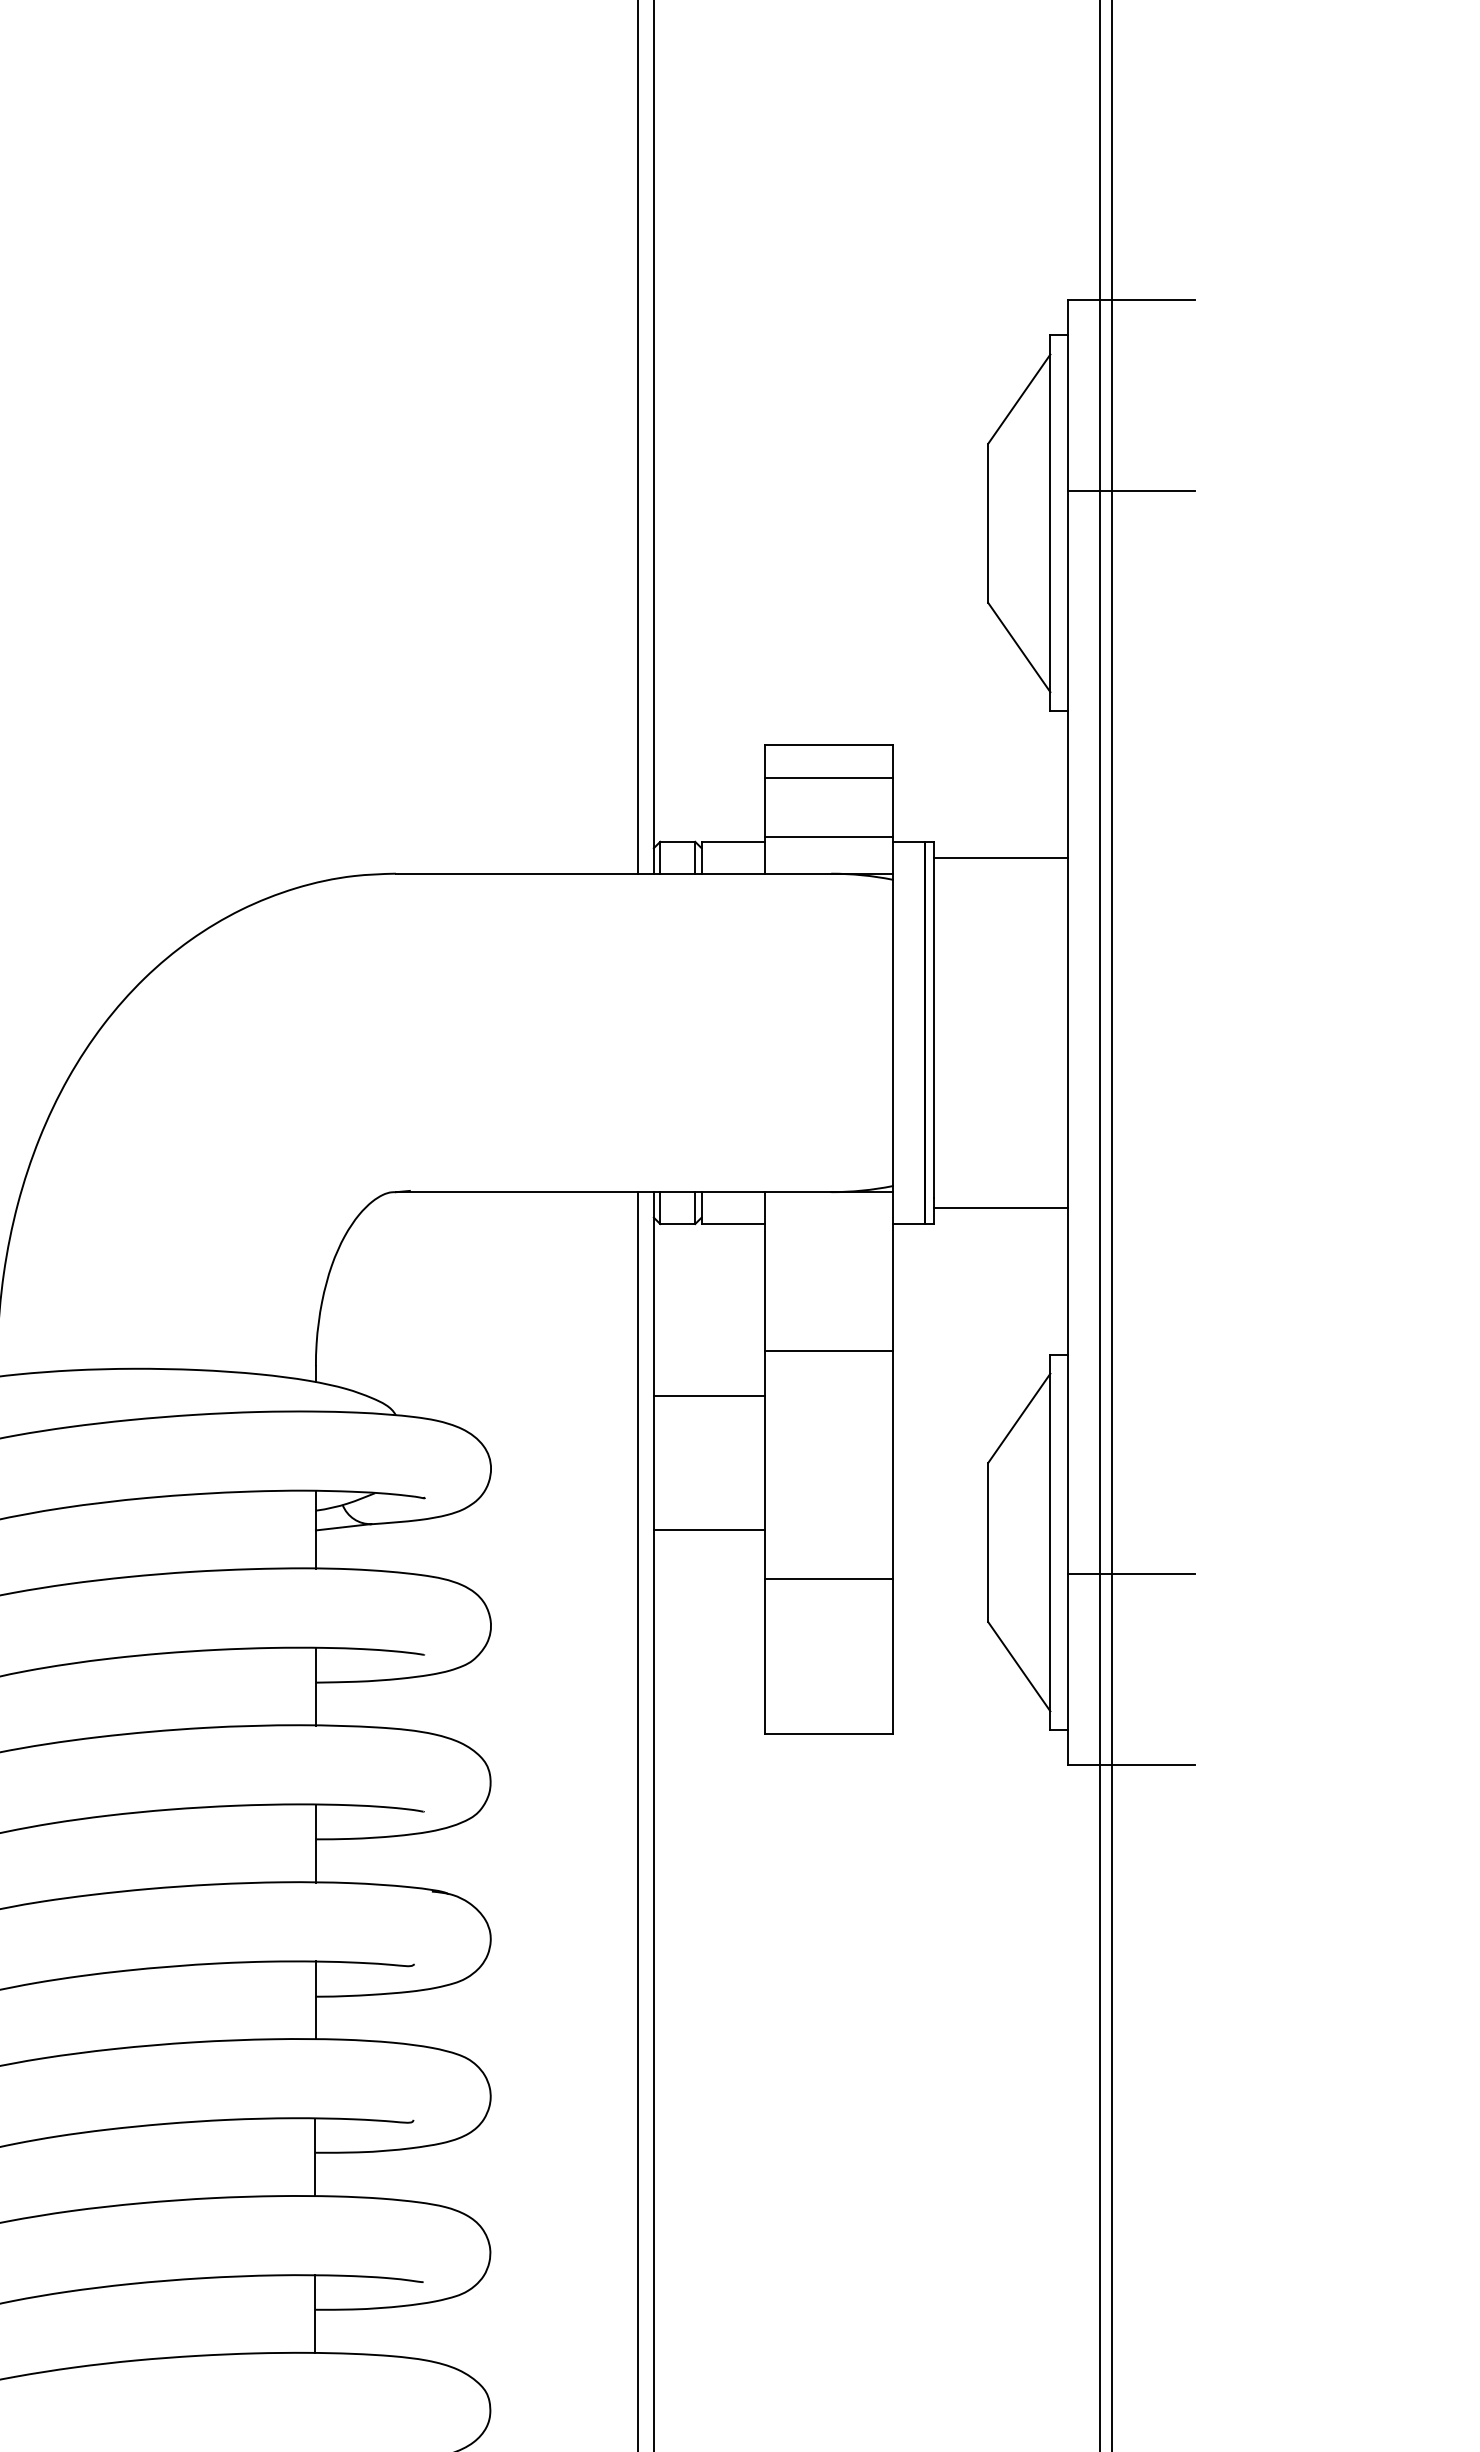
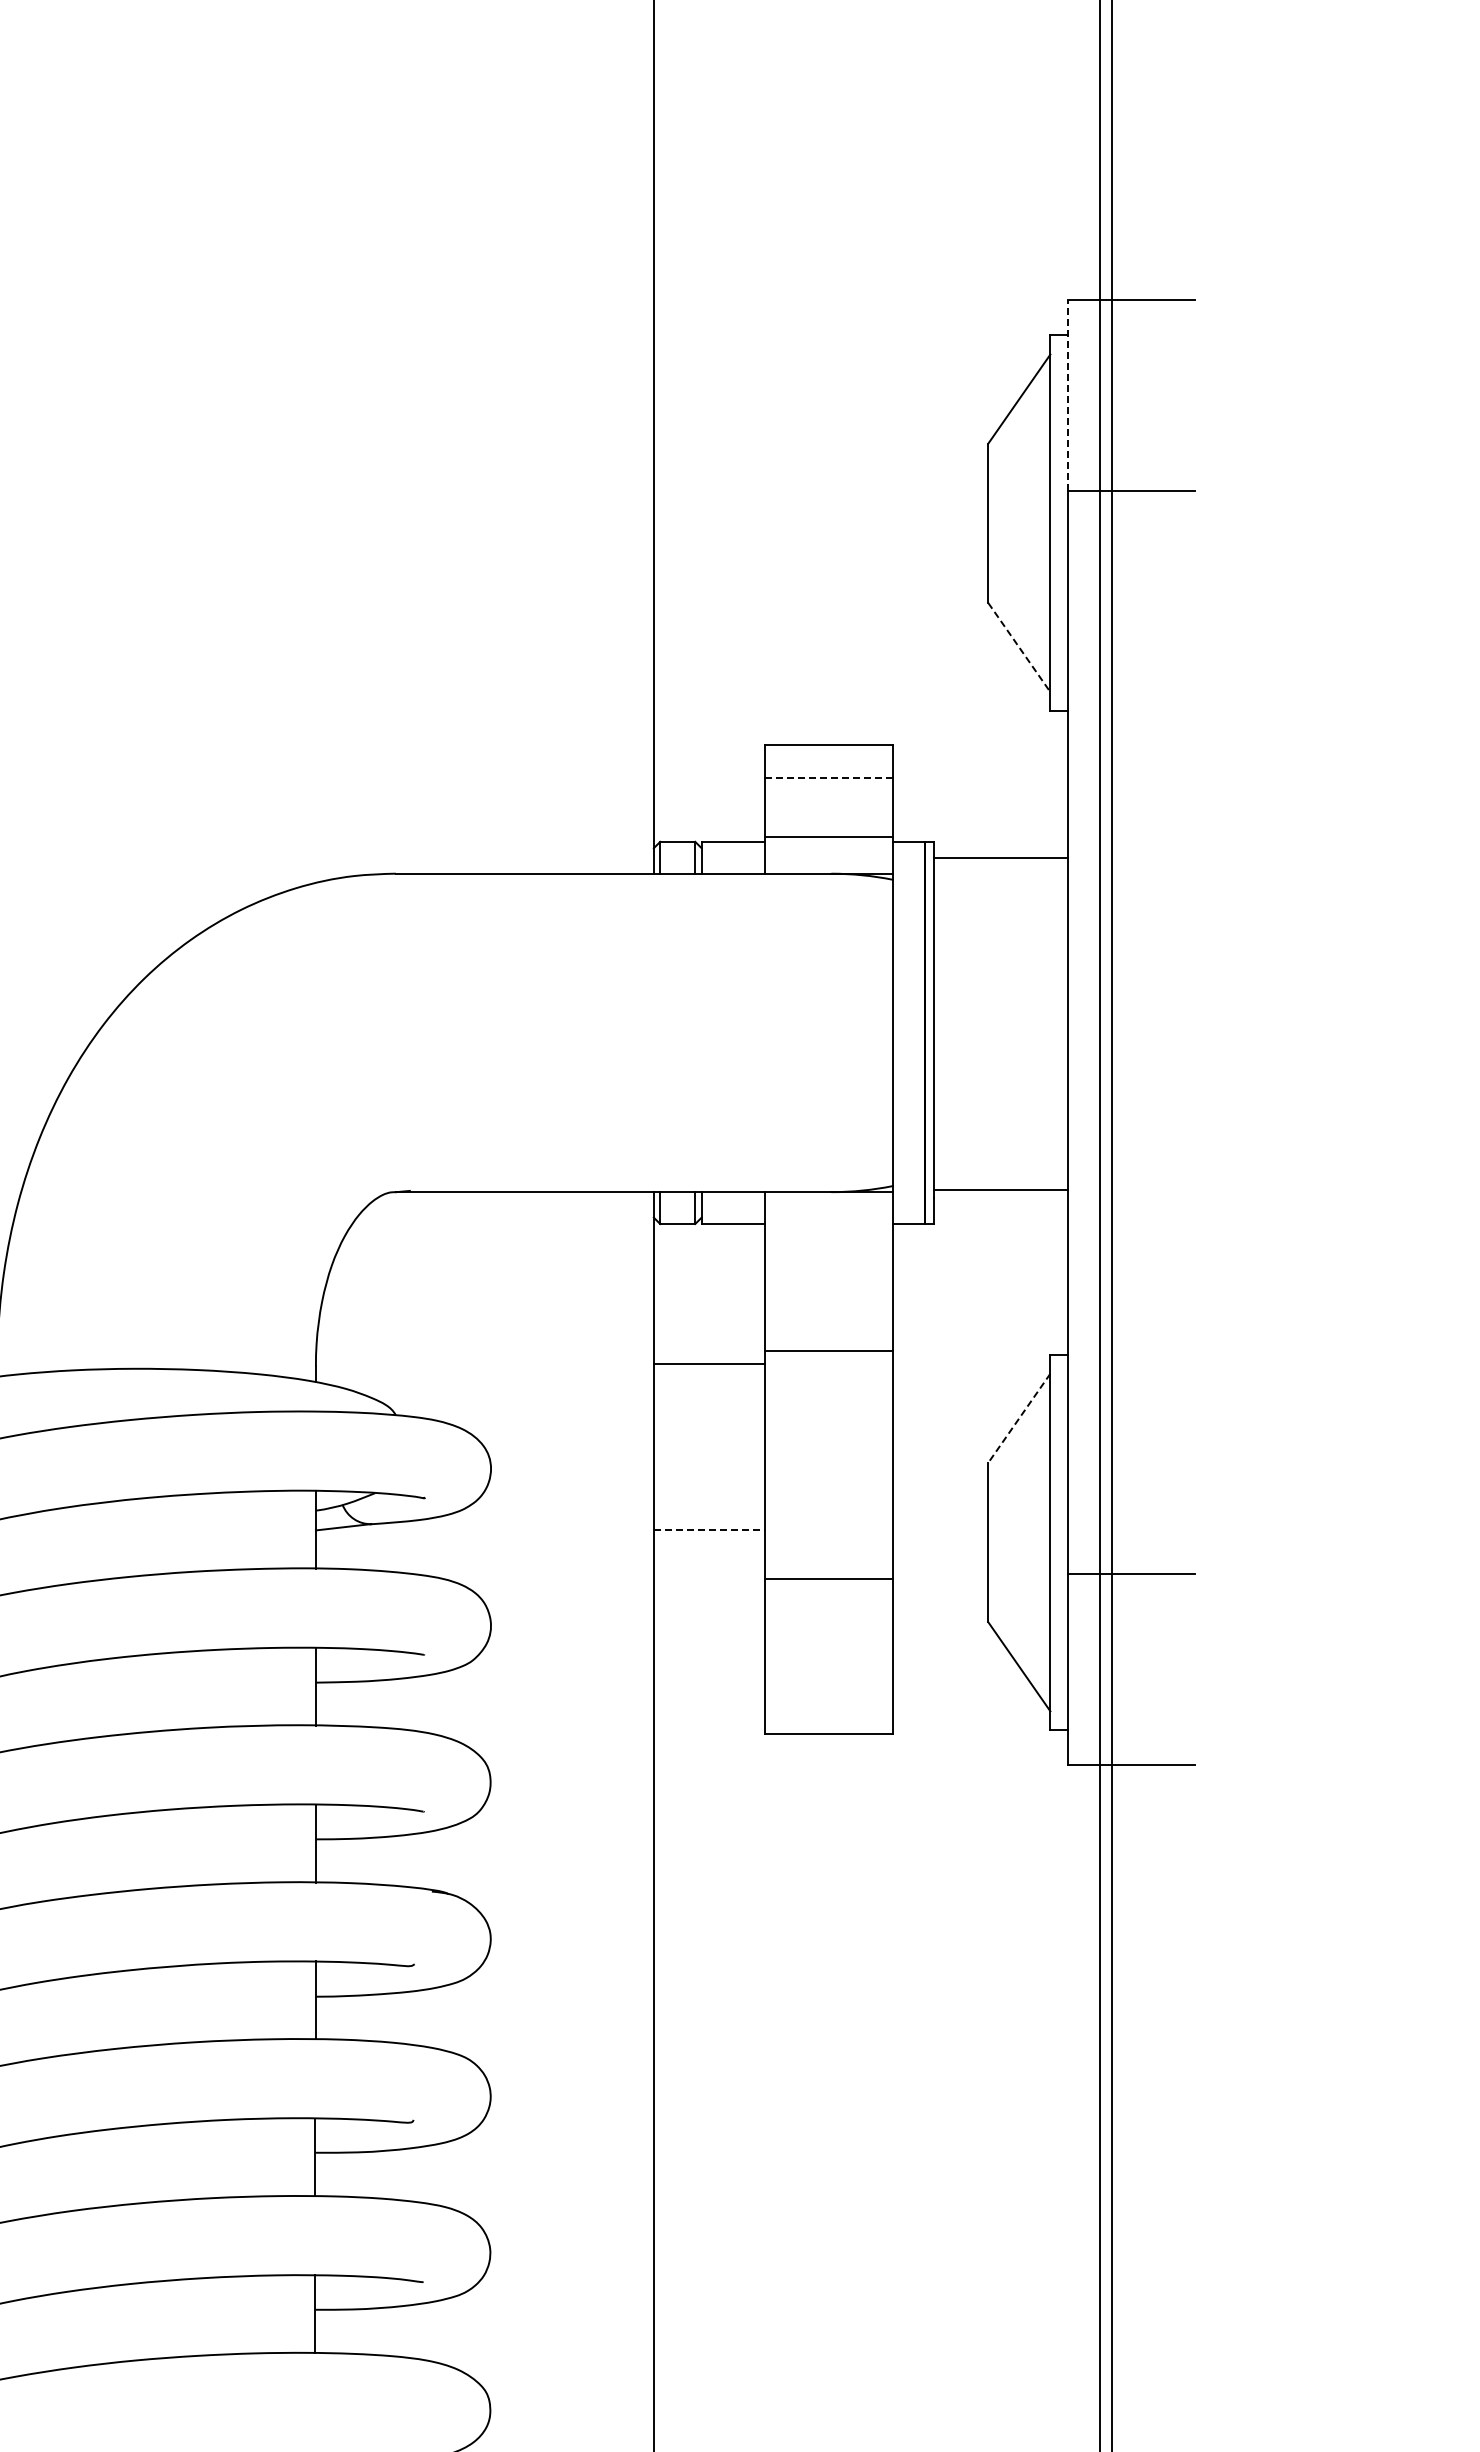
line: solid -> dashed (1067, 395)
line: present -> none (637, 437)
line: solid -> dashed (1019, 647)
line: solid -> dashed (829, 778)
line position: (1000, 1208) -> (1000, 1190) (1000, 1190)
line position: (709, 1396) -> (709, 1364) (709, 1364)
line: solid -> dashed (1019, 1418)
line: solid -> dashed (709, 1529)
line: present -> none (637, 1820)
